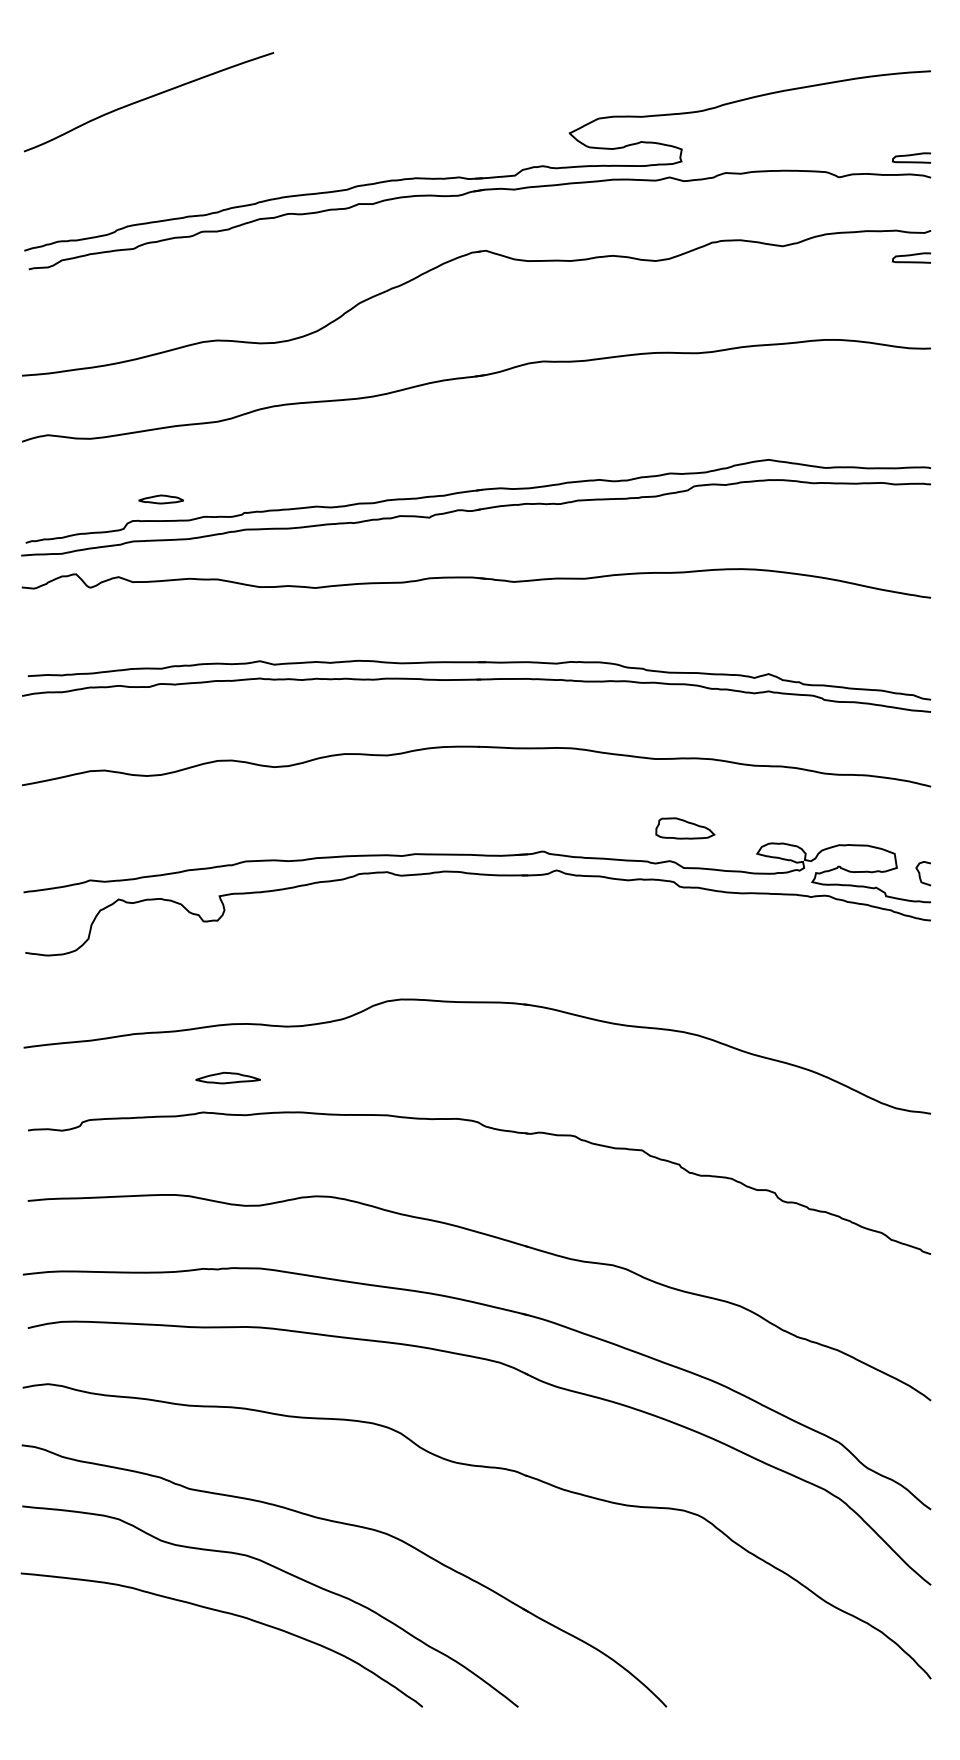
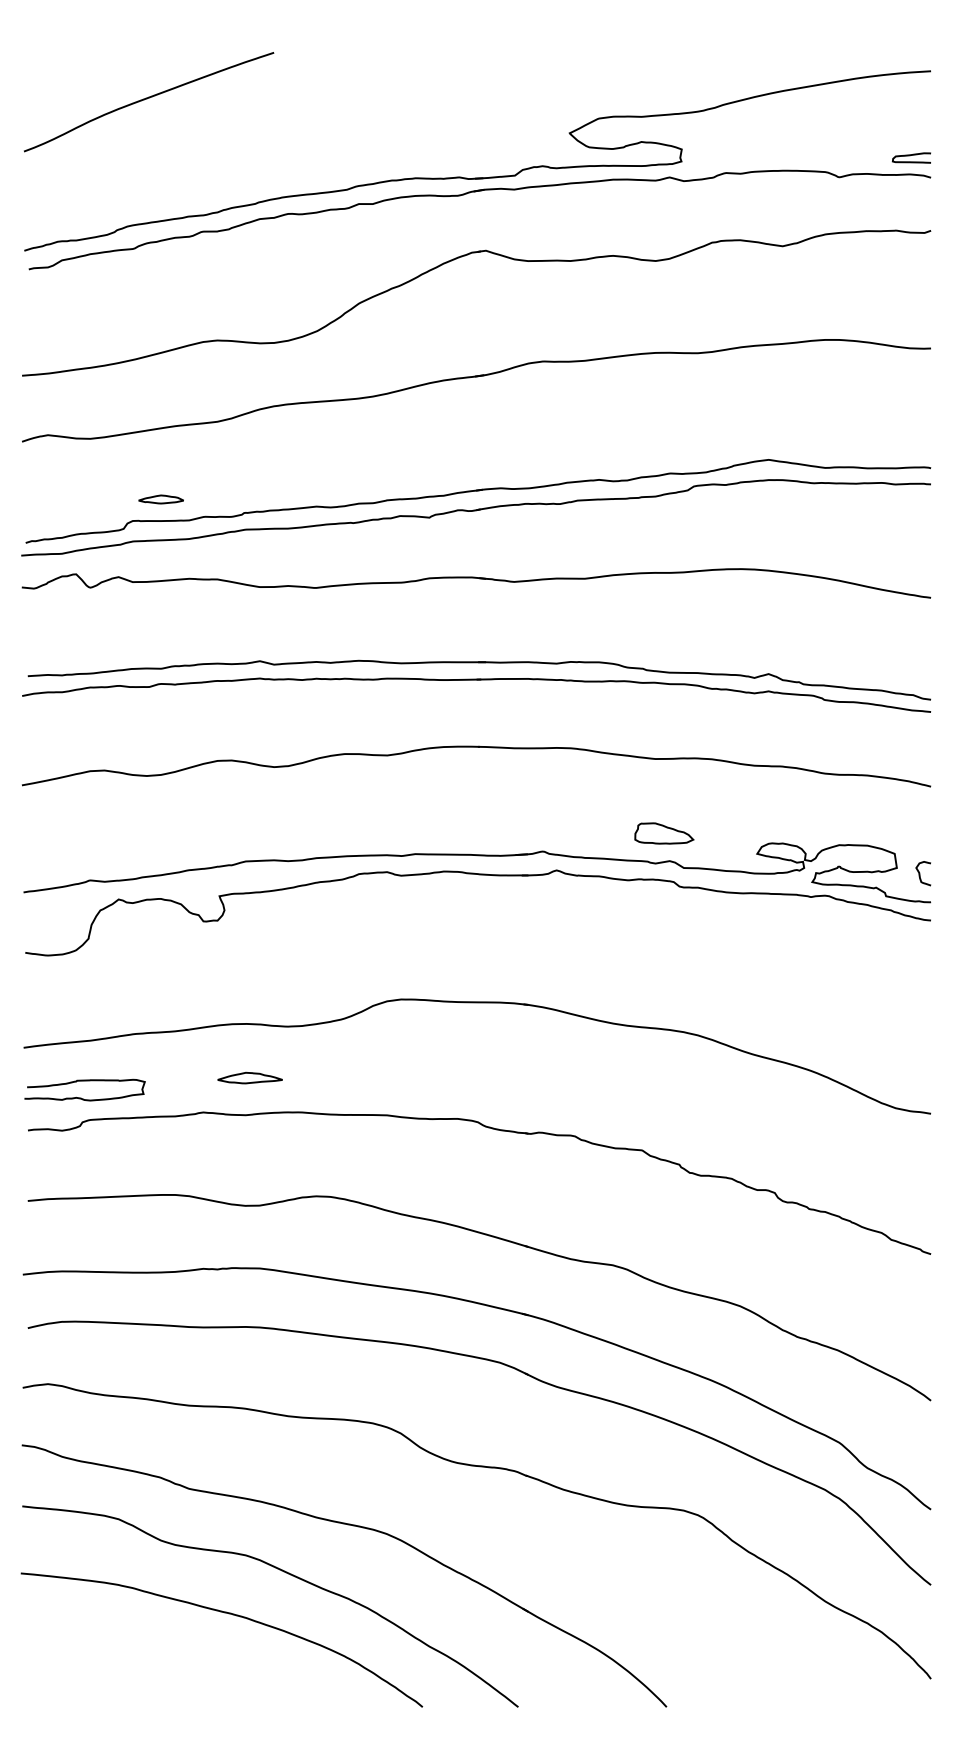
curve: present -> none (910, 256)
part position: (685, 828) -> (664, 833) (664, 833)
part position: (227, 1077) -> (249, 1077) (249, 1077)
curve: none -> present (84, 1081)
